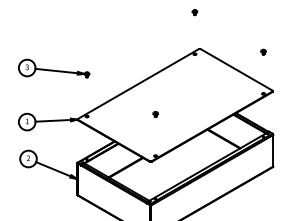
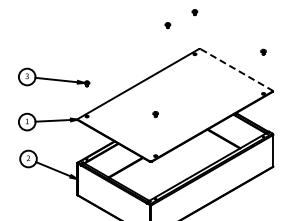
part: none -> present (167, 25)
part position: (54, 68) -> (54, 77) (54, 77)
line: solid -> dashed (237, 70)
